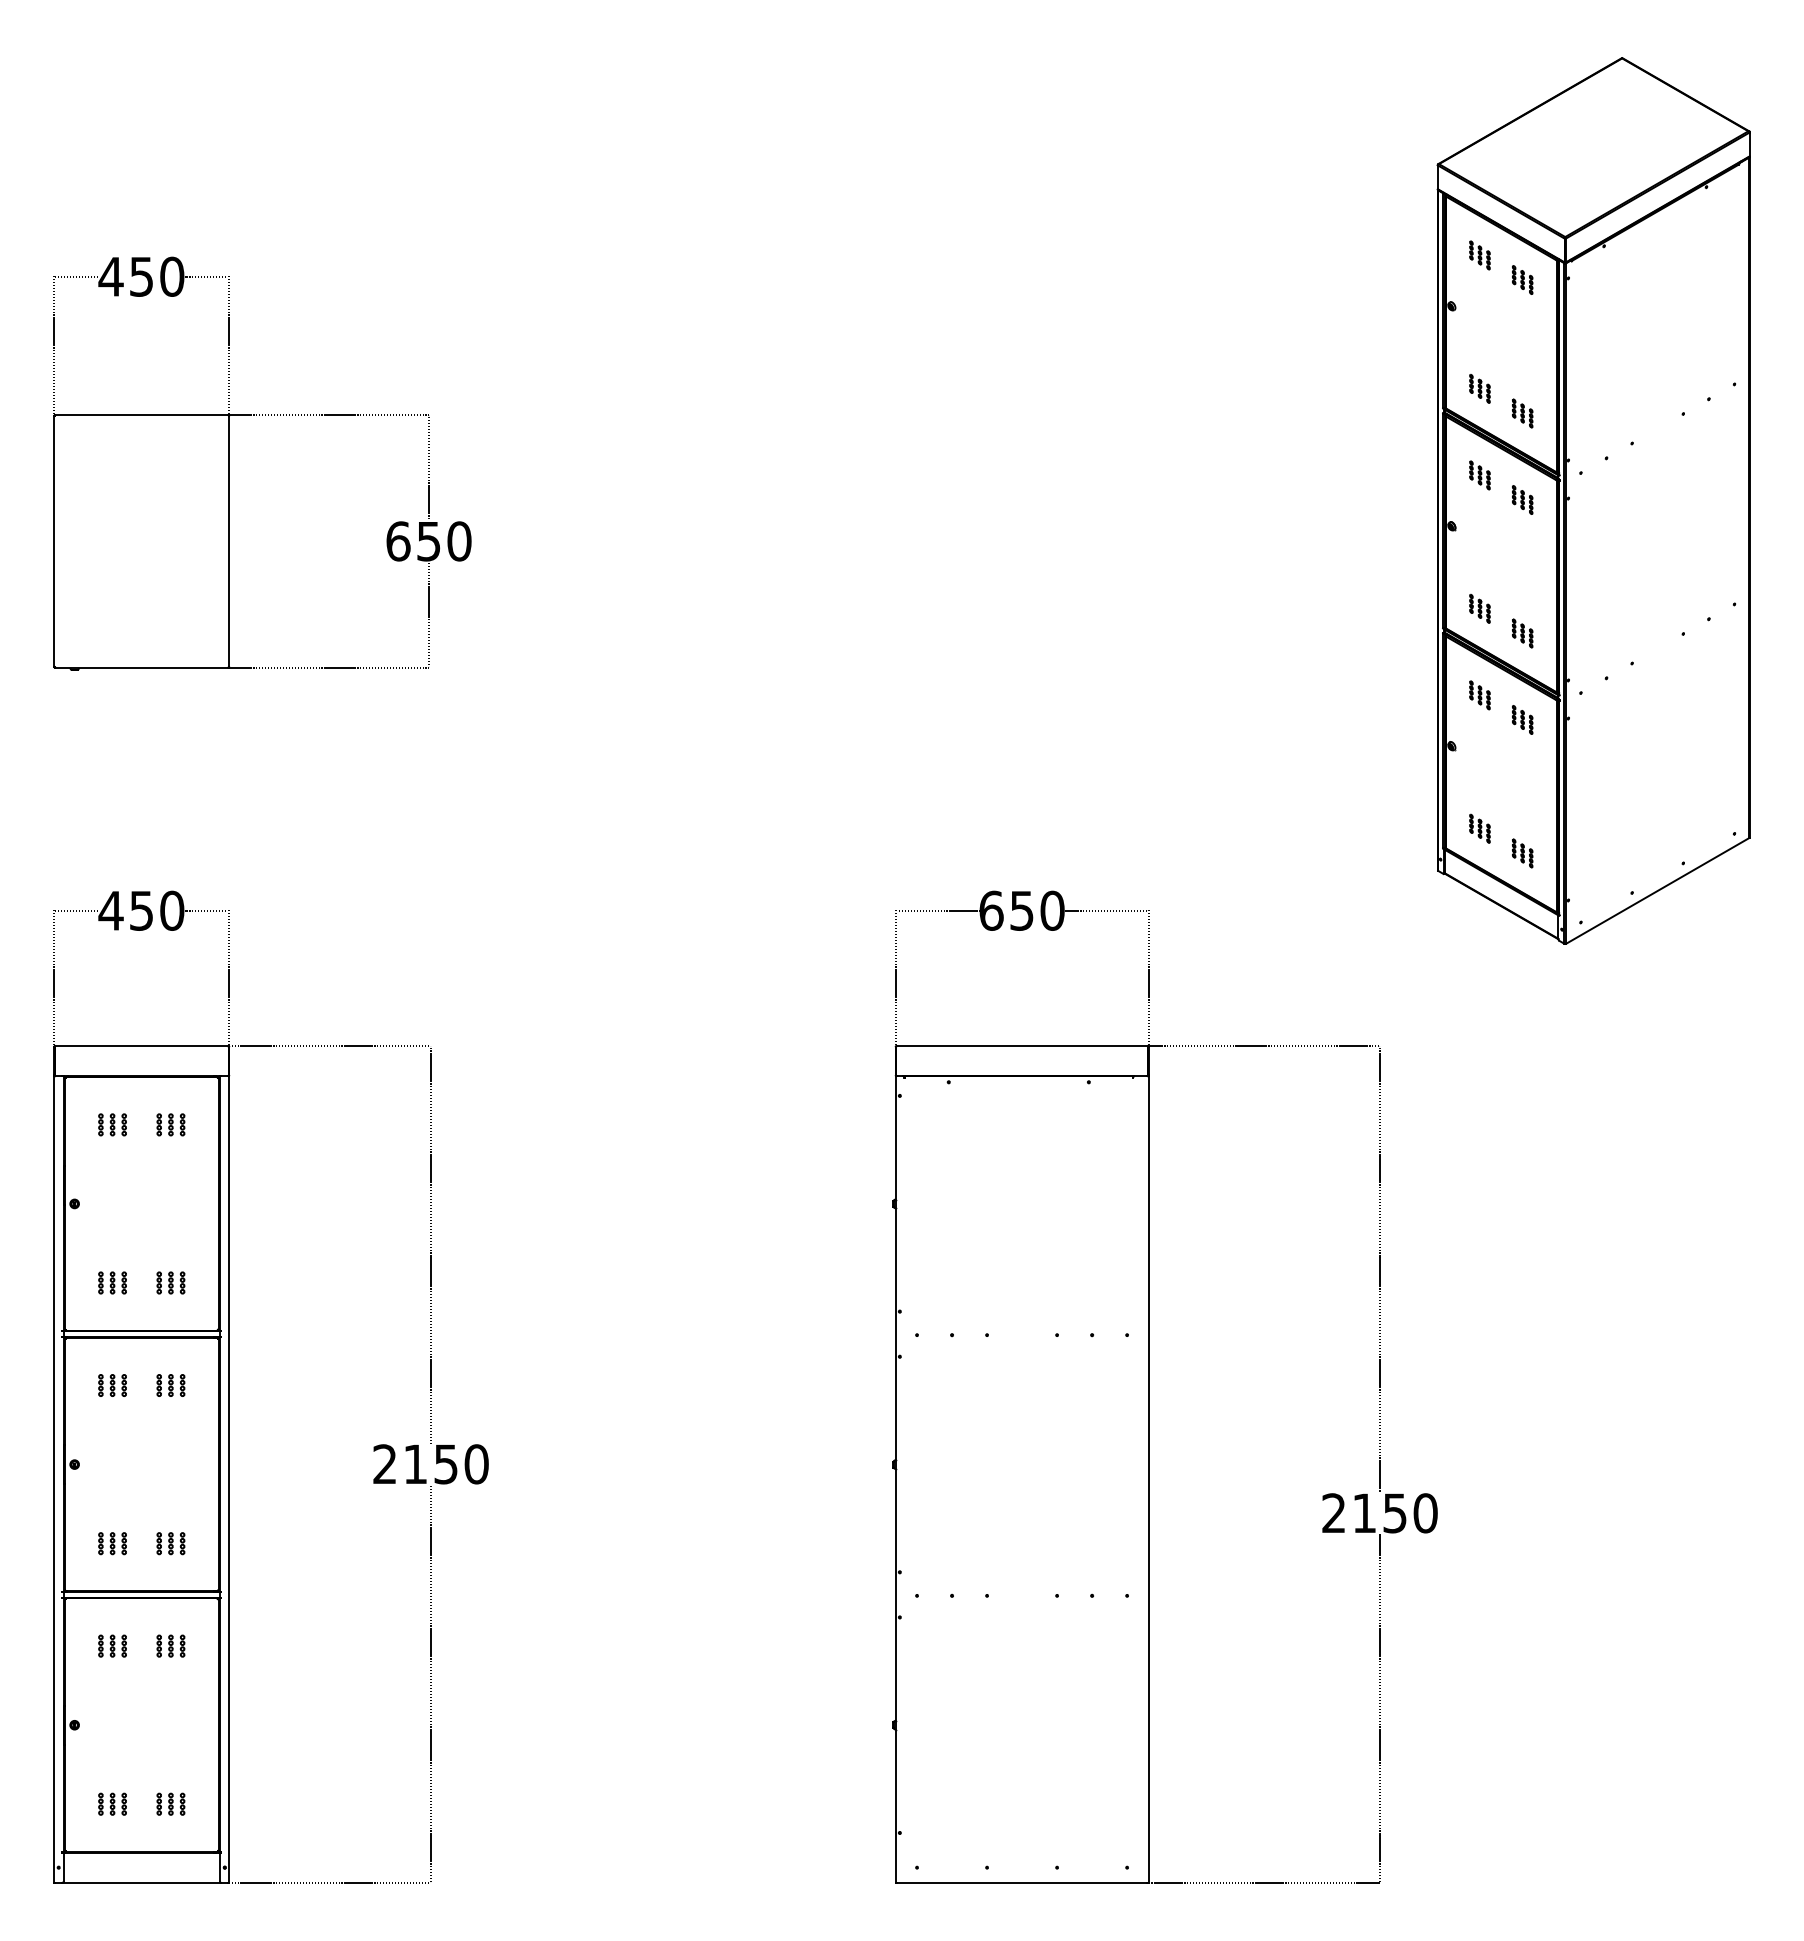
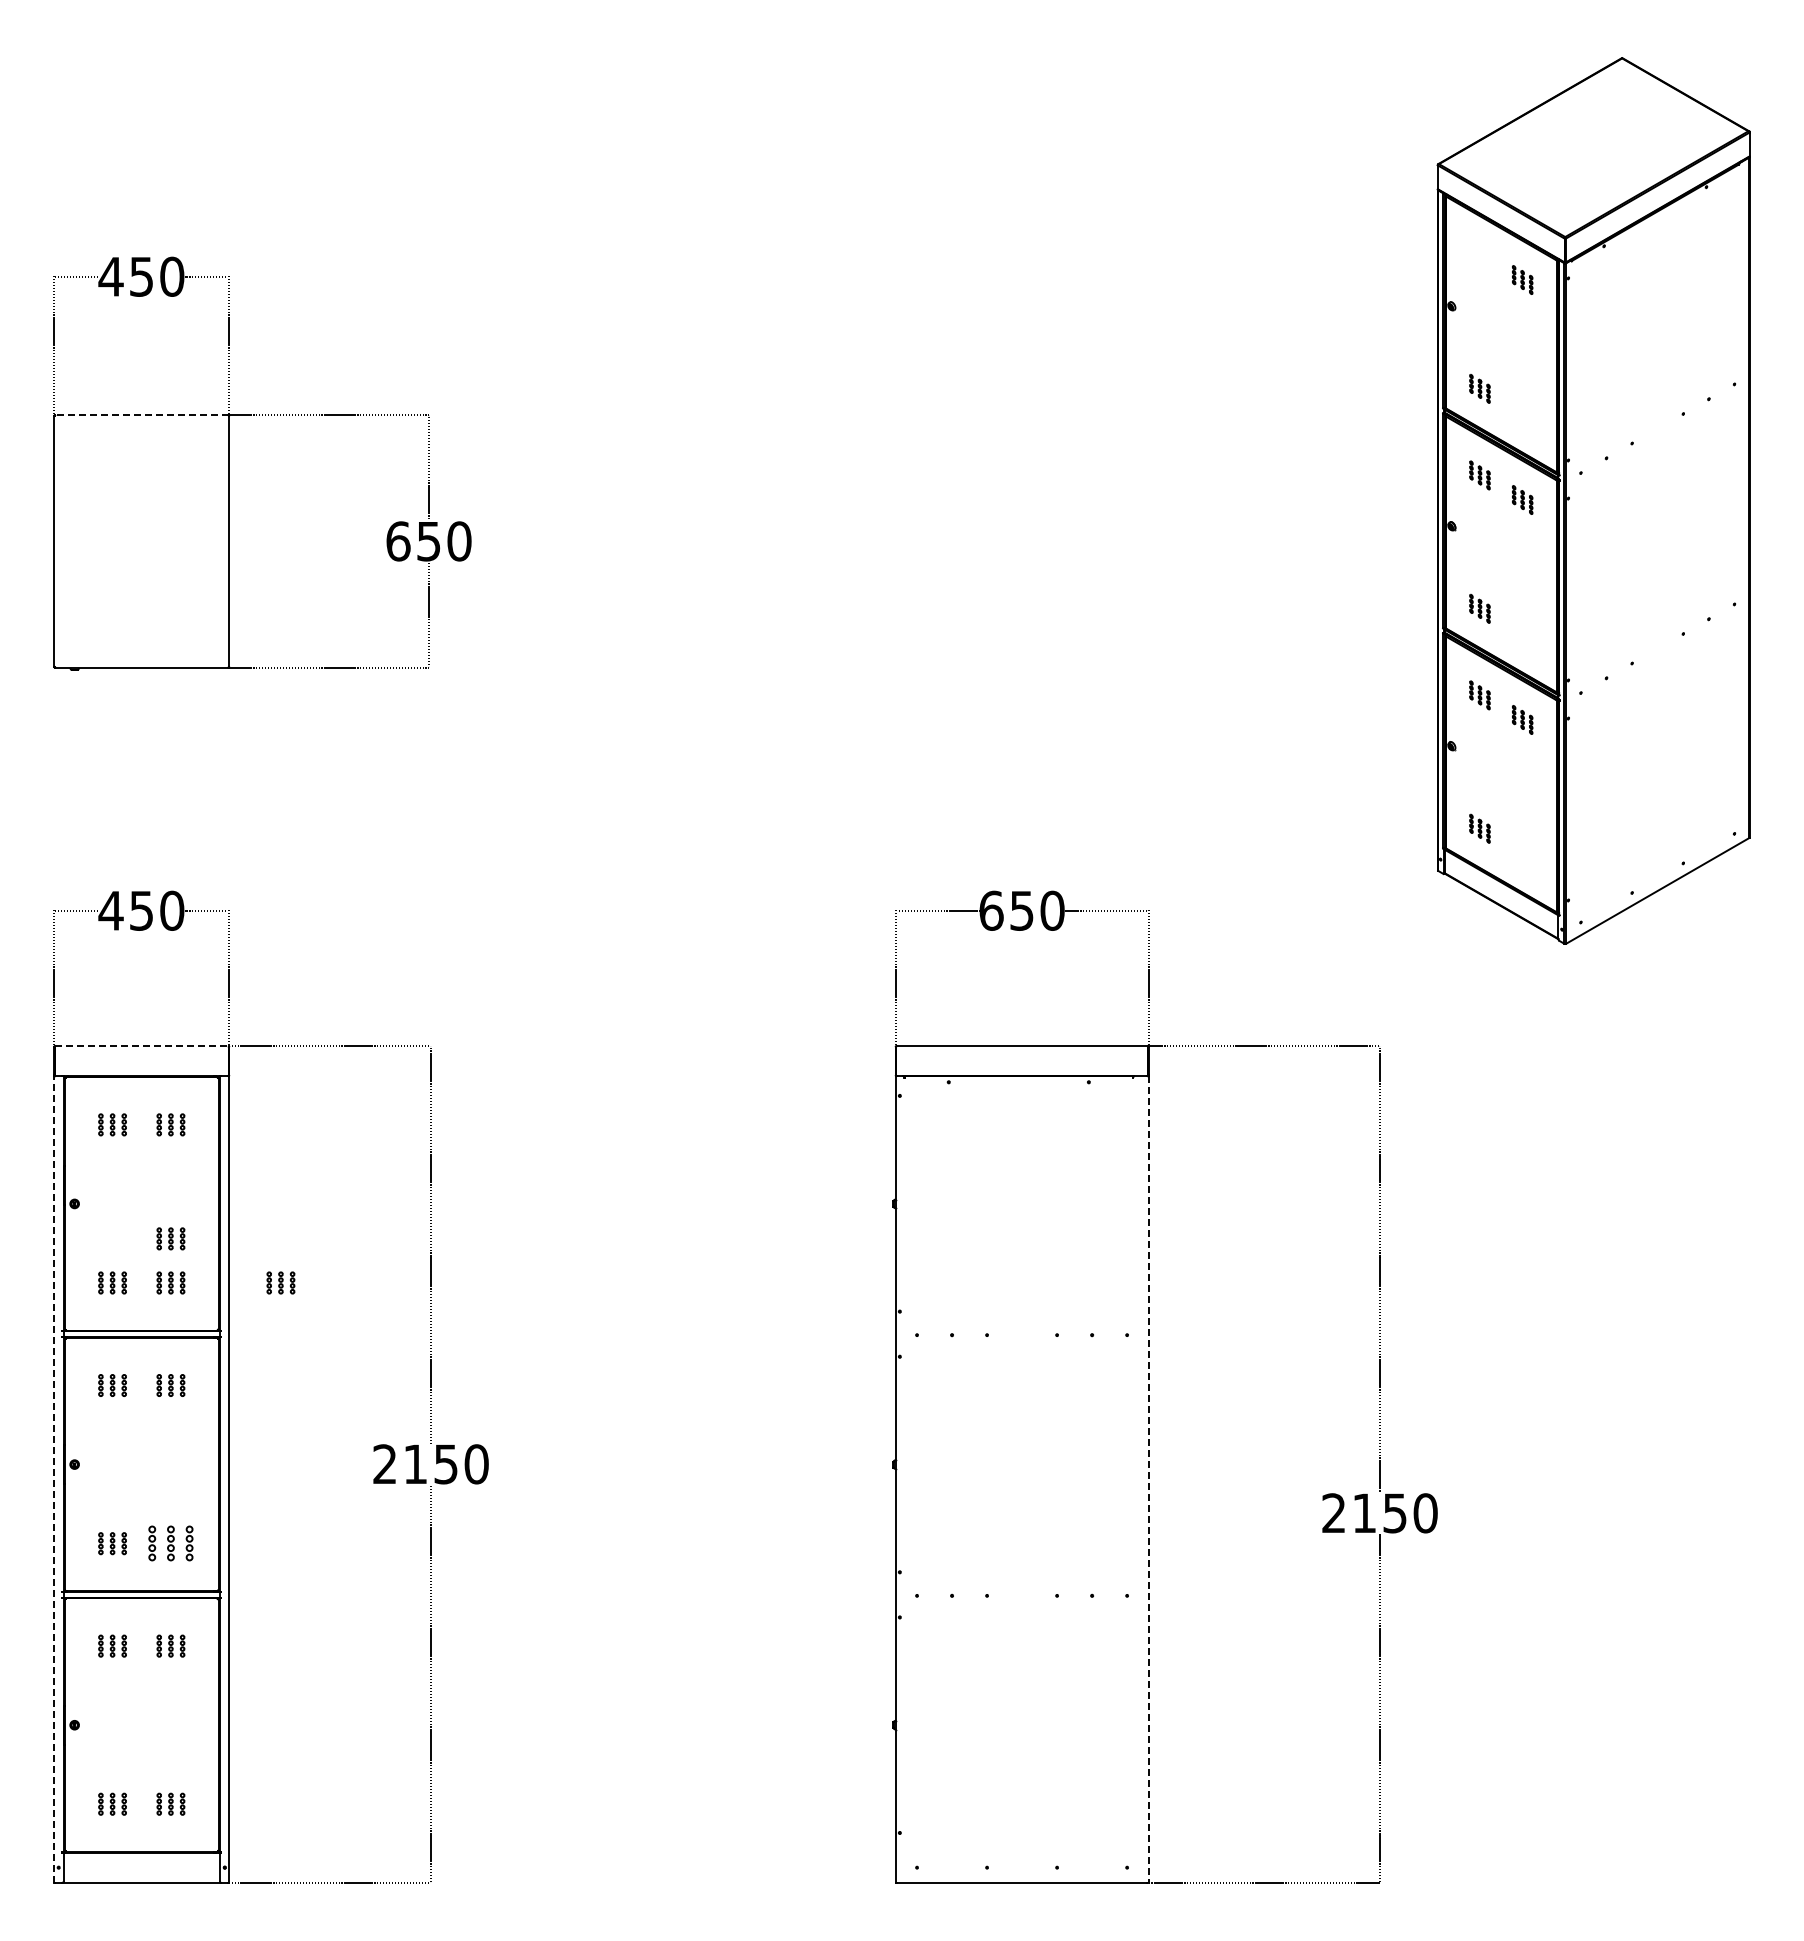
part: present -> none (1479, 255)
part: present -> none (1522, 413)
line: solid -> dashed (141, 415)
part: present -> none (1522, 633)
part: present -> none (1522, 853)
line: solid -> dashed (142, 1045)
part: none -> present (170, 1238)
part: none -> present (280, 1282)
line: solid -> dashed (54, 1479)
line: solid -> dashed (1148, 1480)
part size: 30x24 px -> 46x37 px (170, 1543)
